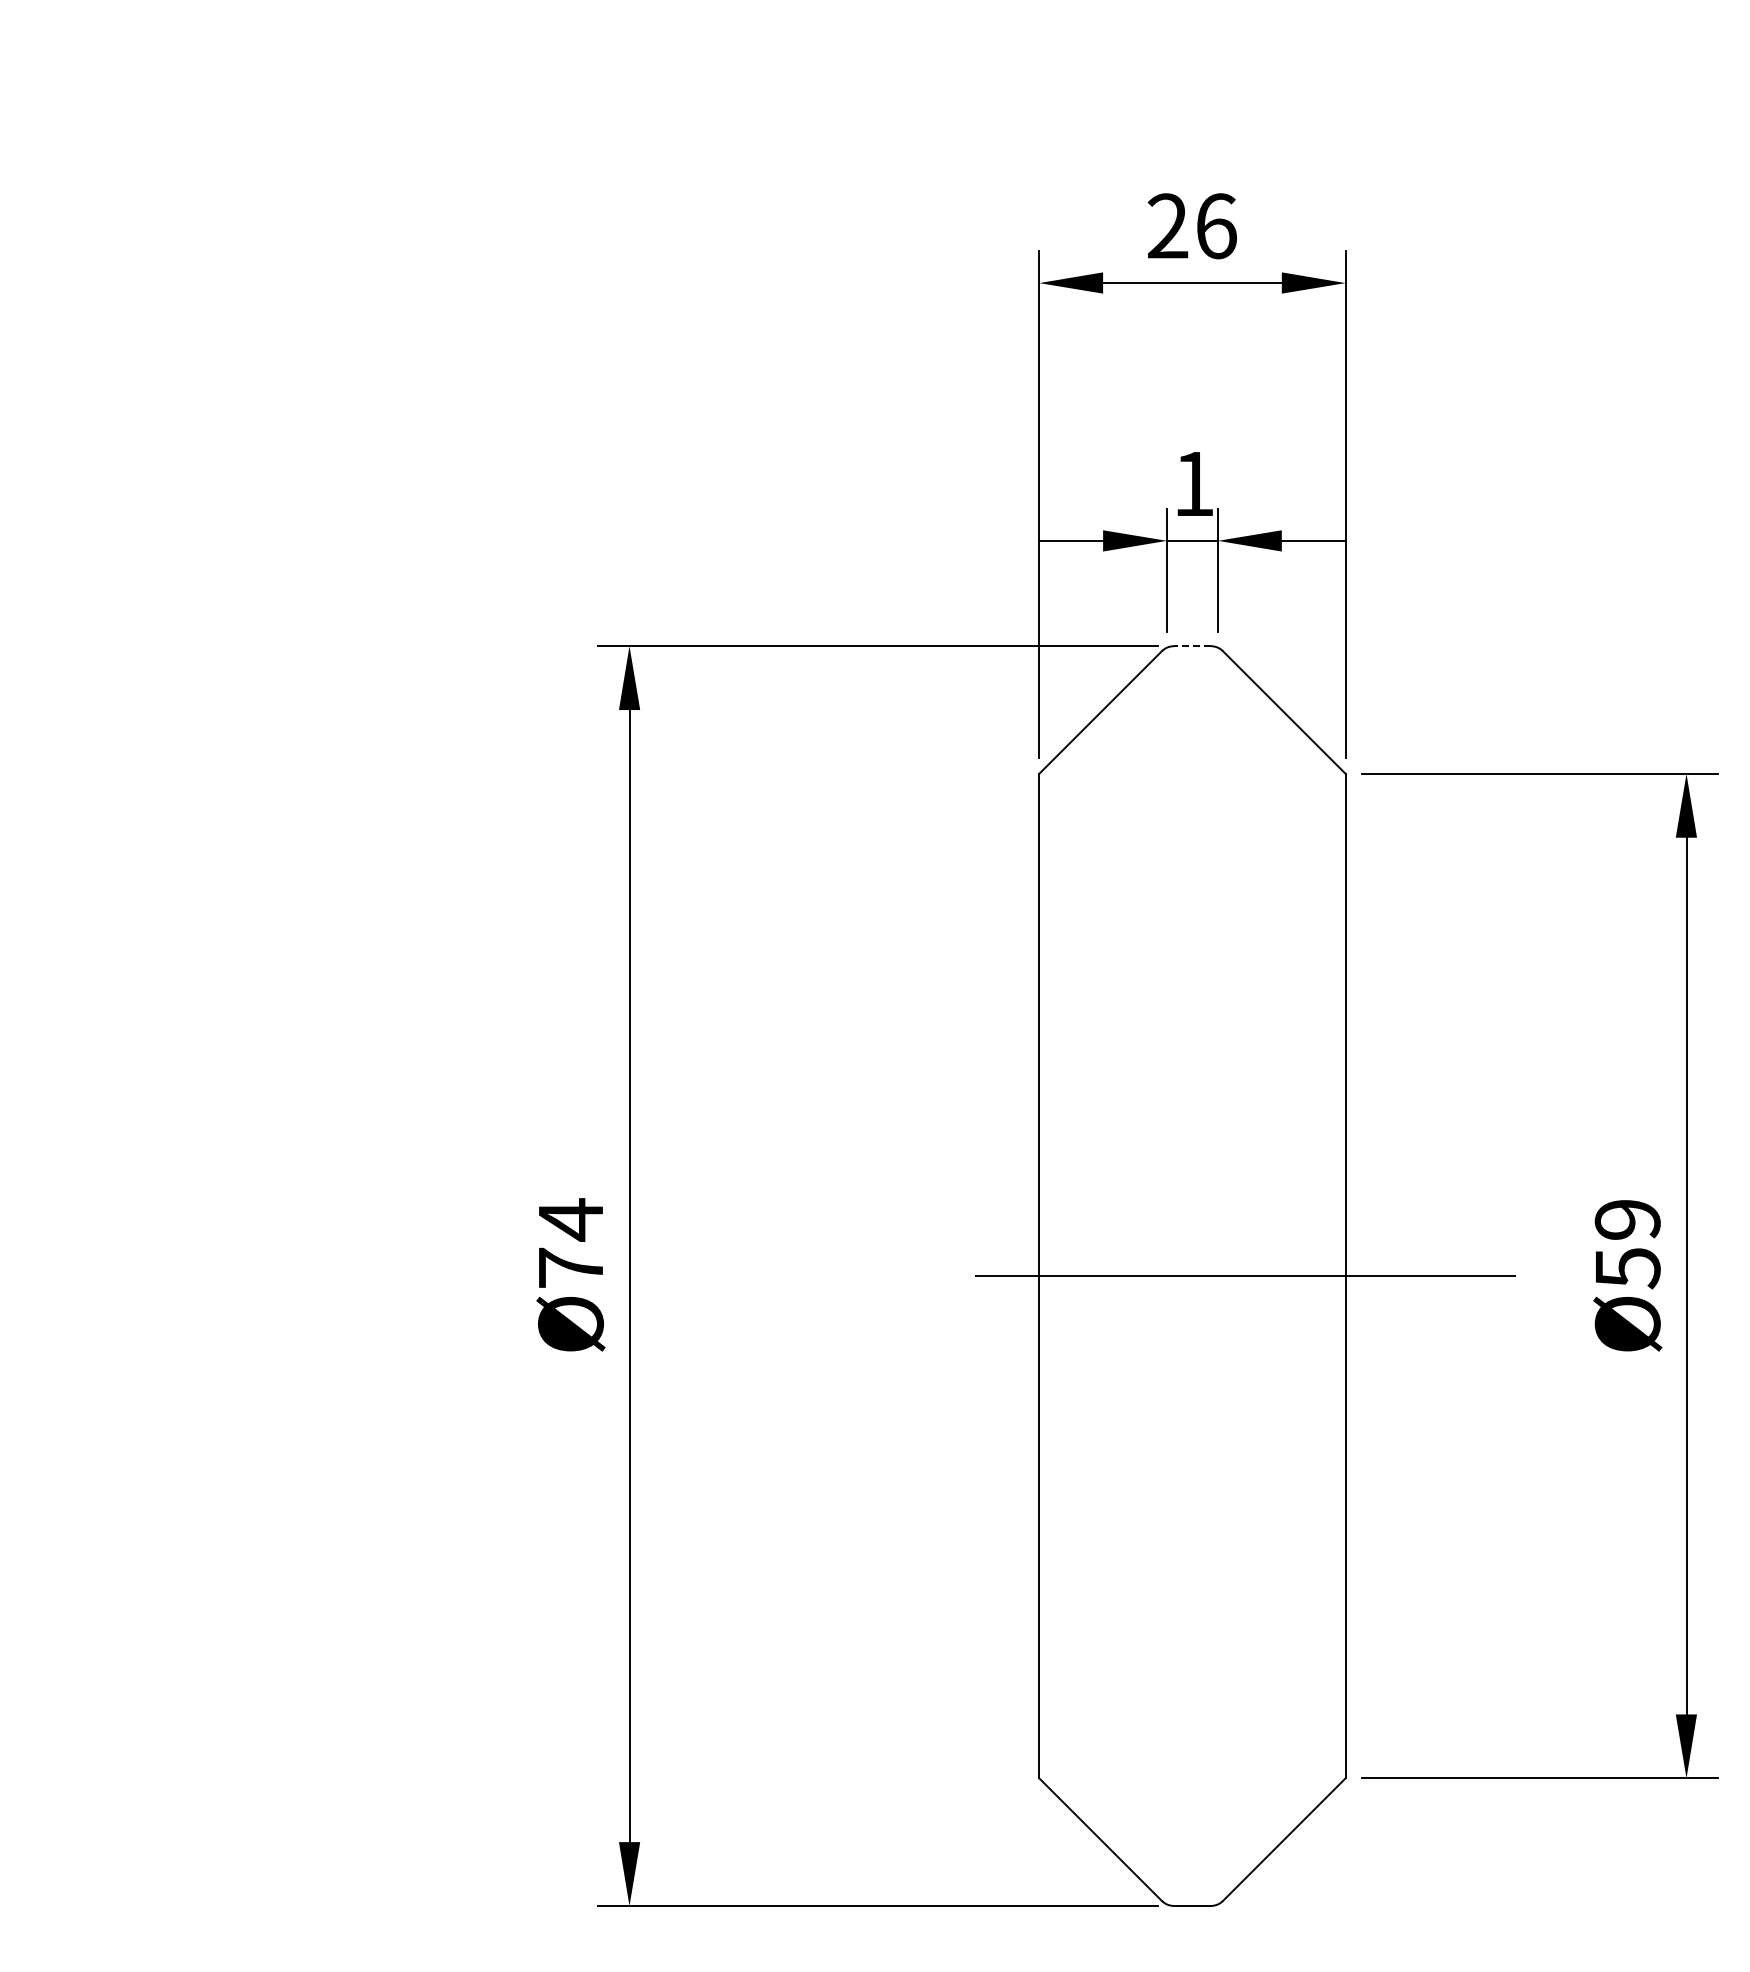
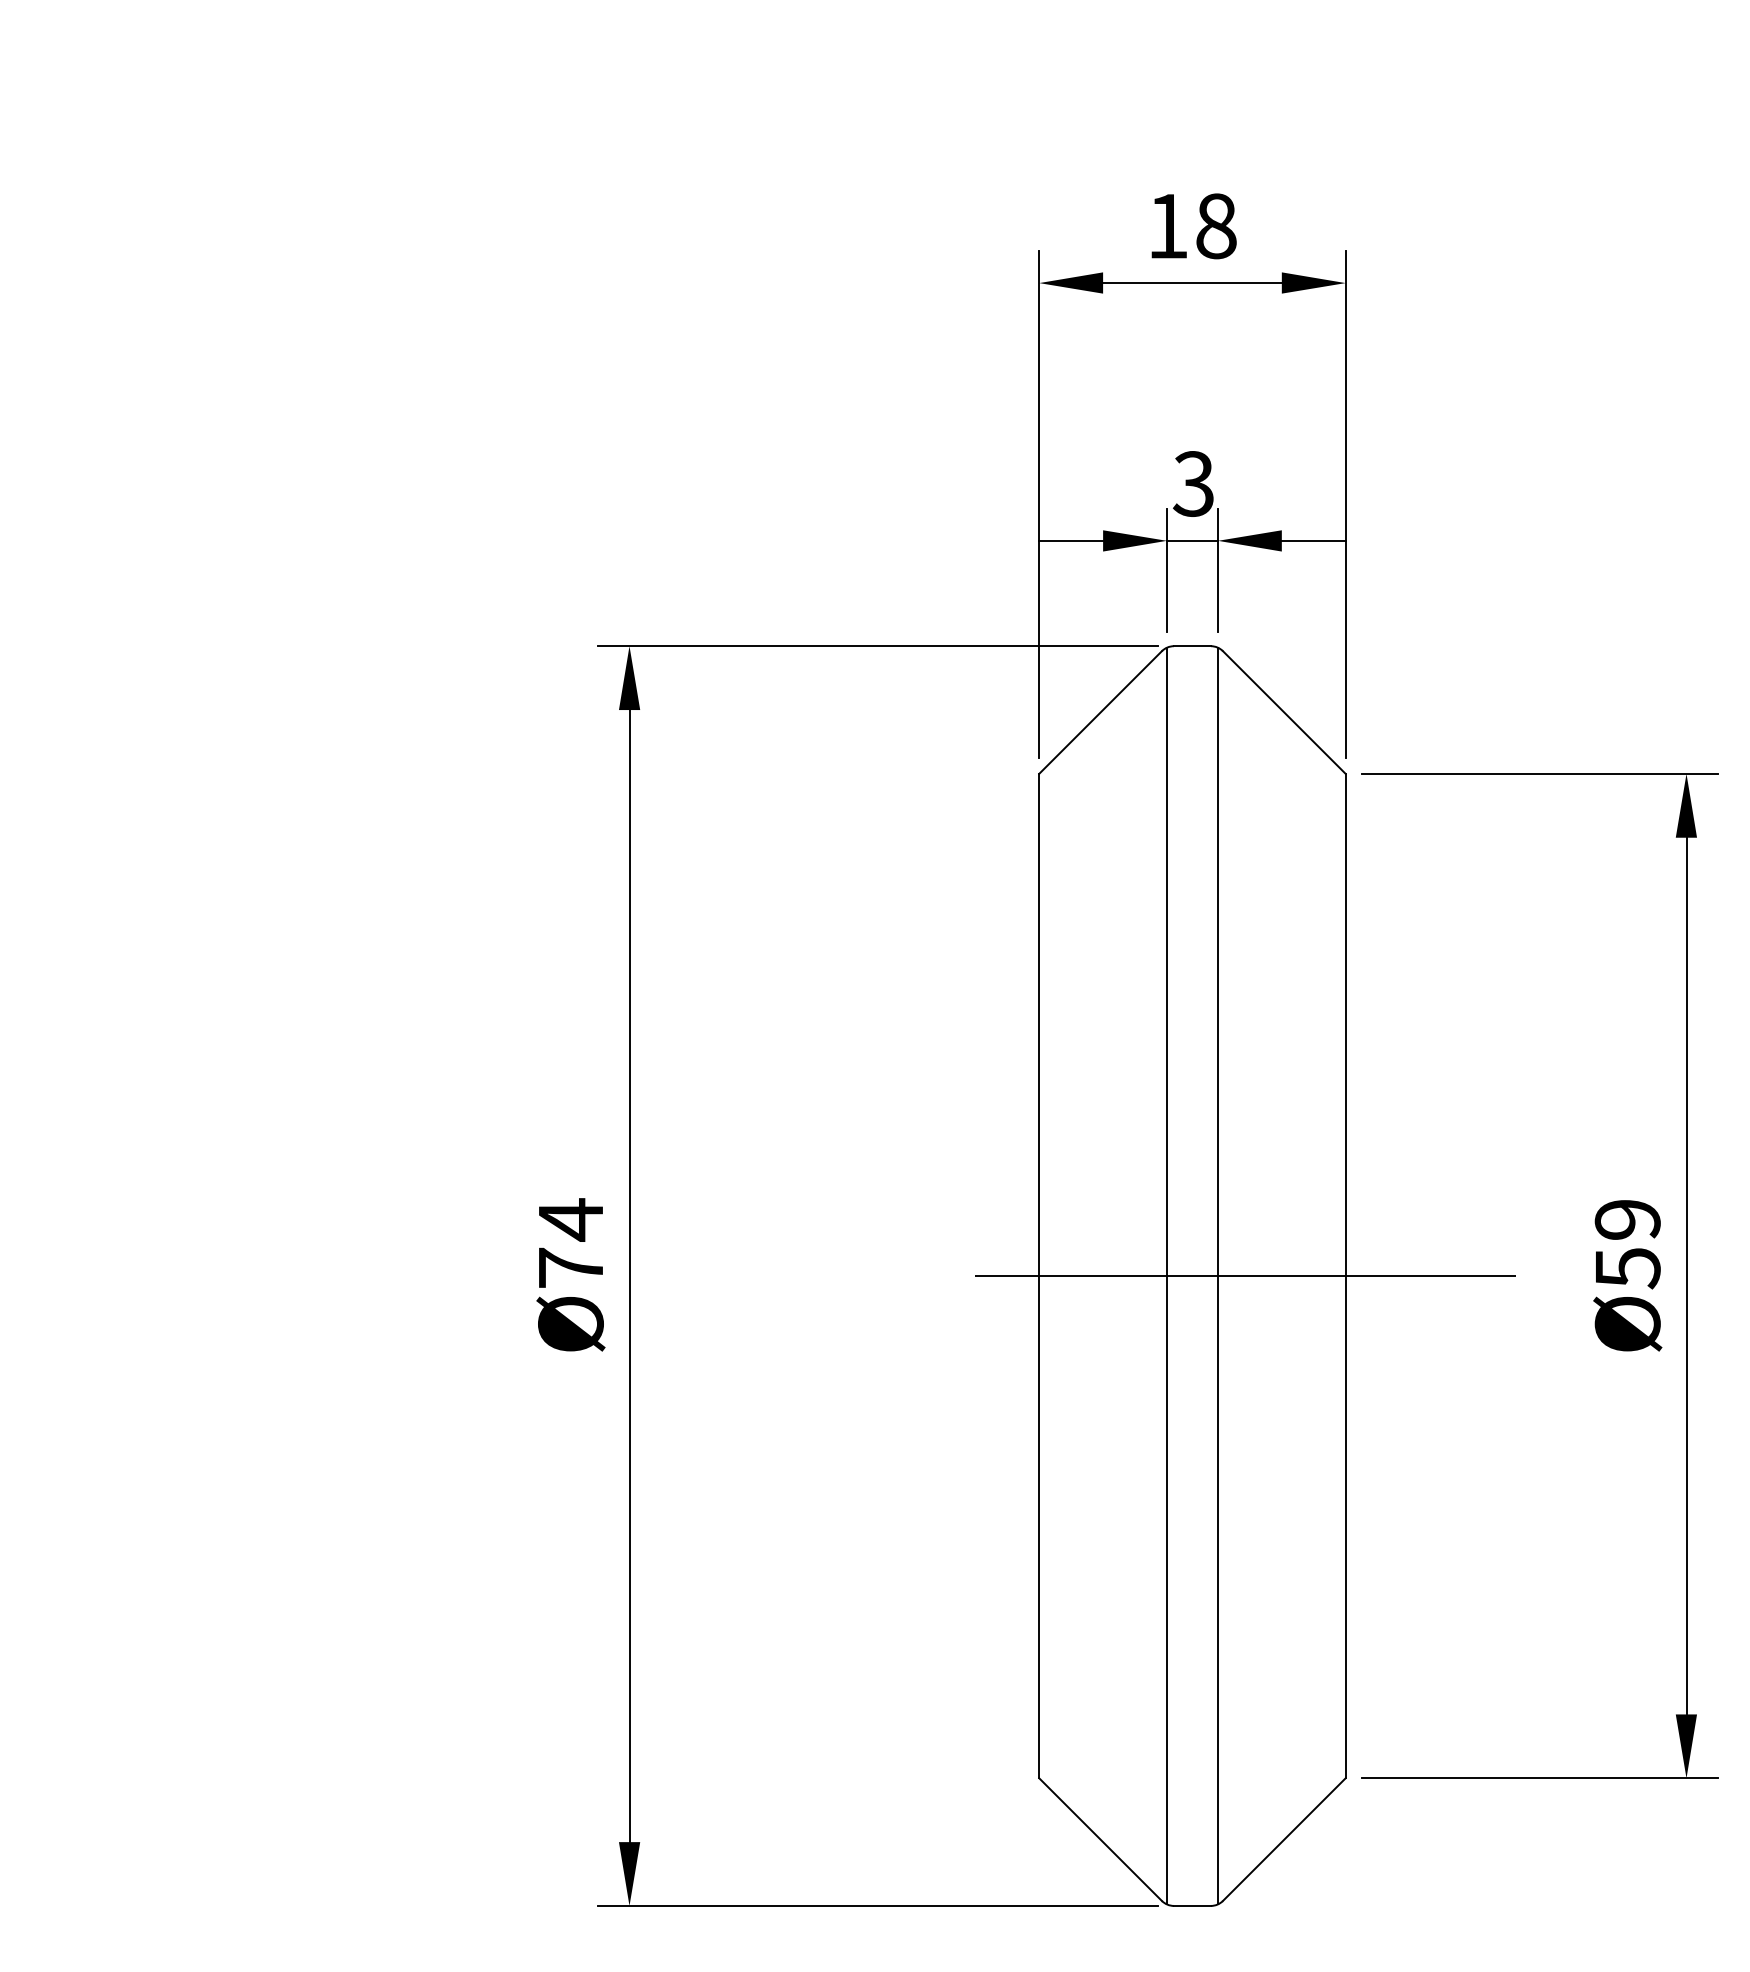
text: 26 -> 18 (1191, 226)
text: 1 -> 3 (1193, 483)
line: dashed -> solid (1191, 646)
line: none -> present (1166, 1275)
line: none -> present (1217, 1275)
